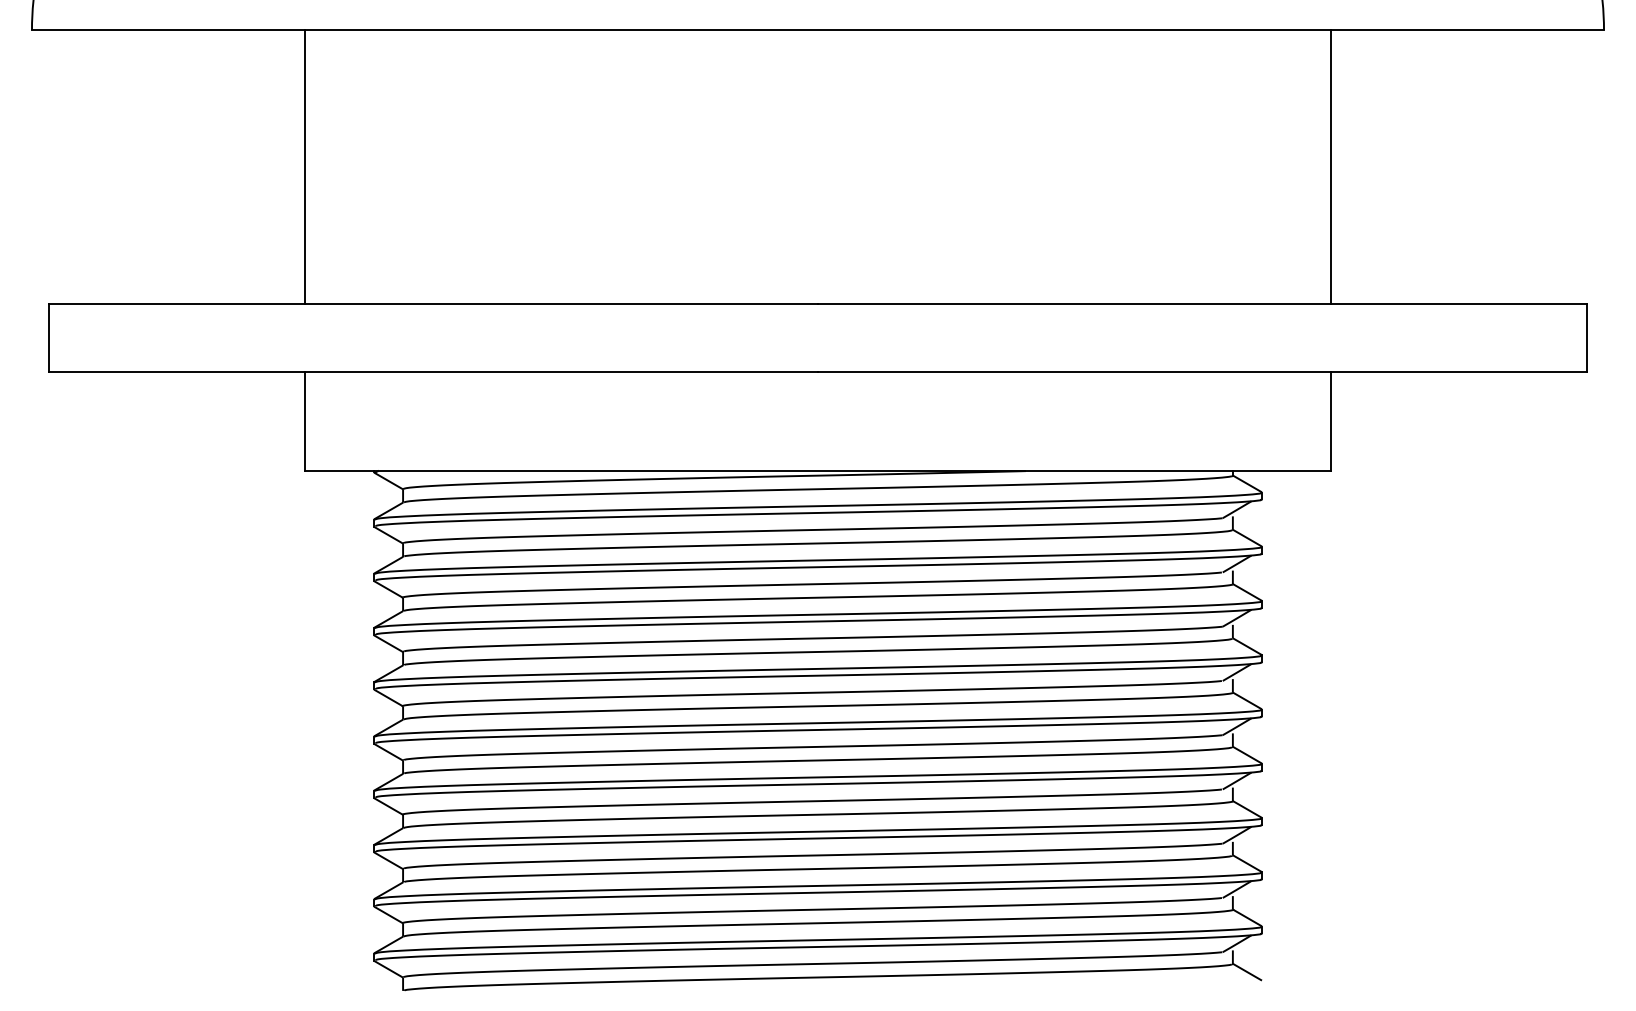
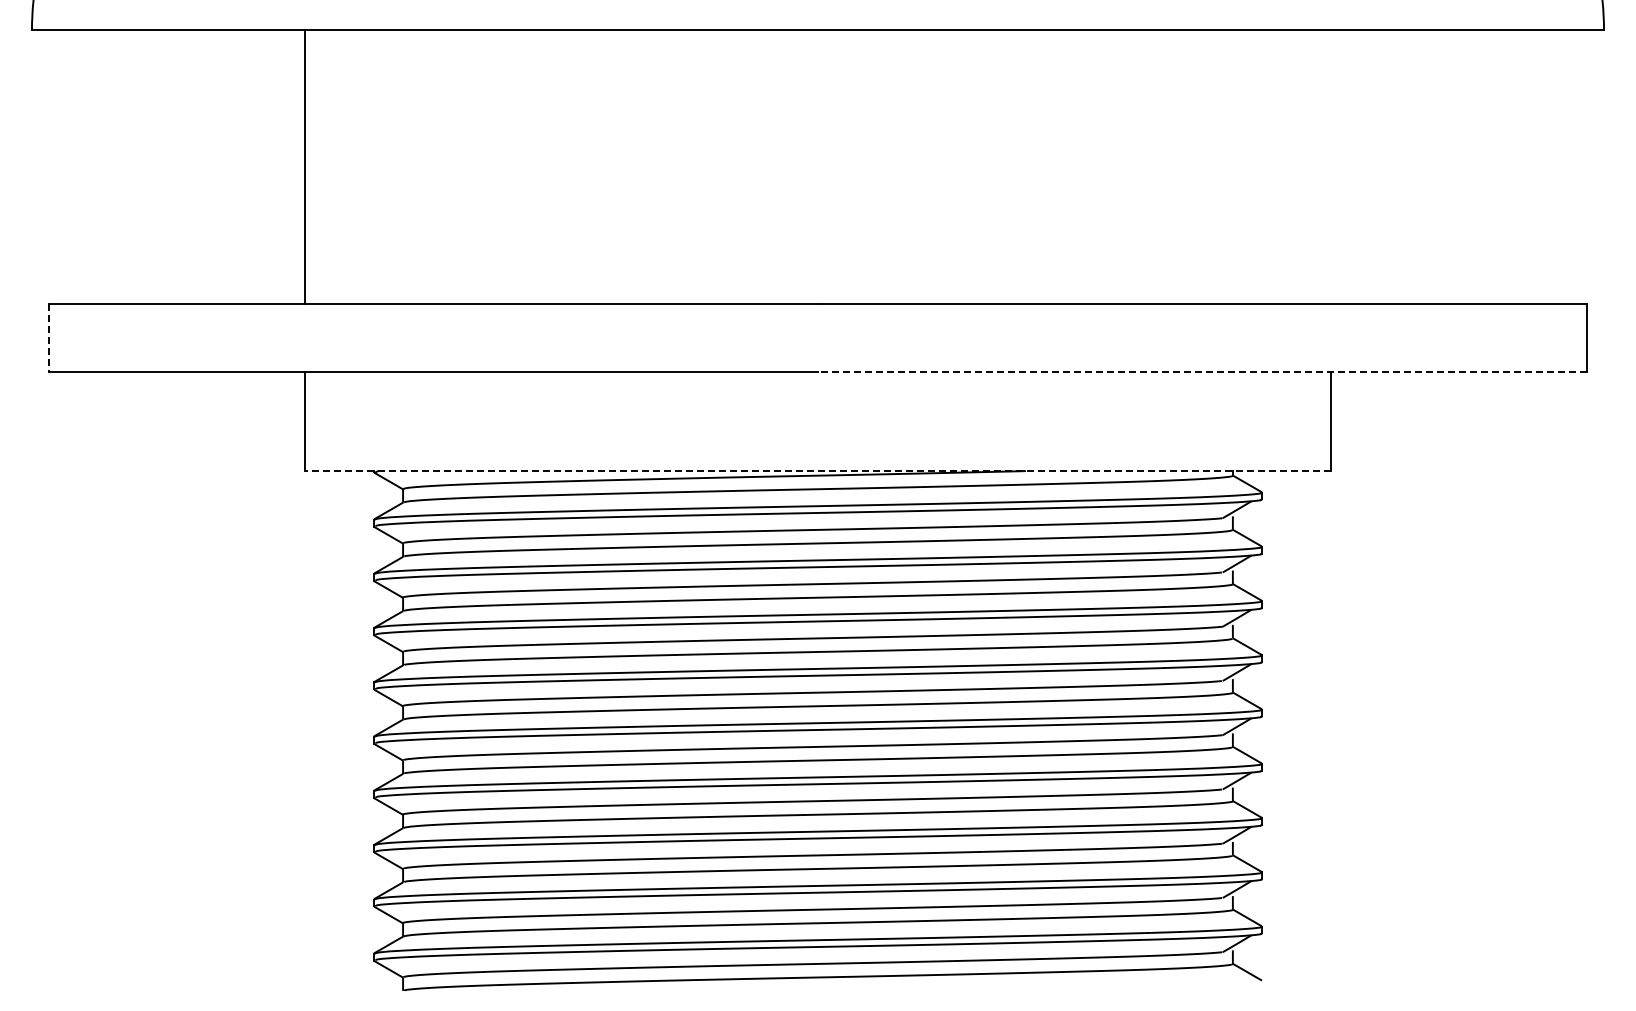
line: present -> none (1330, 166)
line: solid -> dashed (49, 338)
line: solid -> dashed (1201, 371)
line: solid -> dashed (818, 471)
